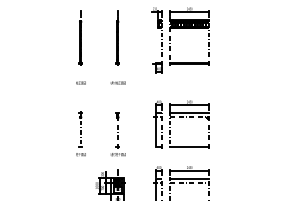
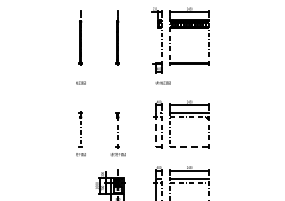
text position: (117, 82) -> (162, 82) (162, 82)
line: solid -> dashed (155, 130)
line: solid -> dashed (188, 146)
